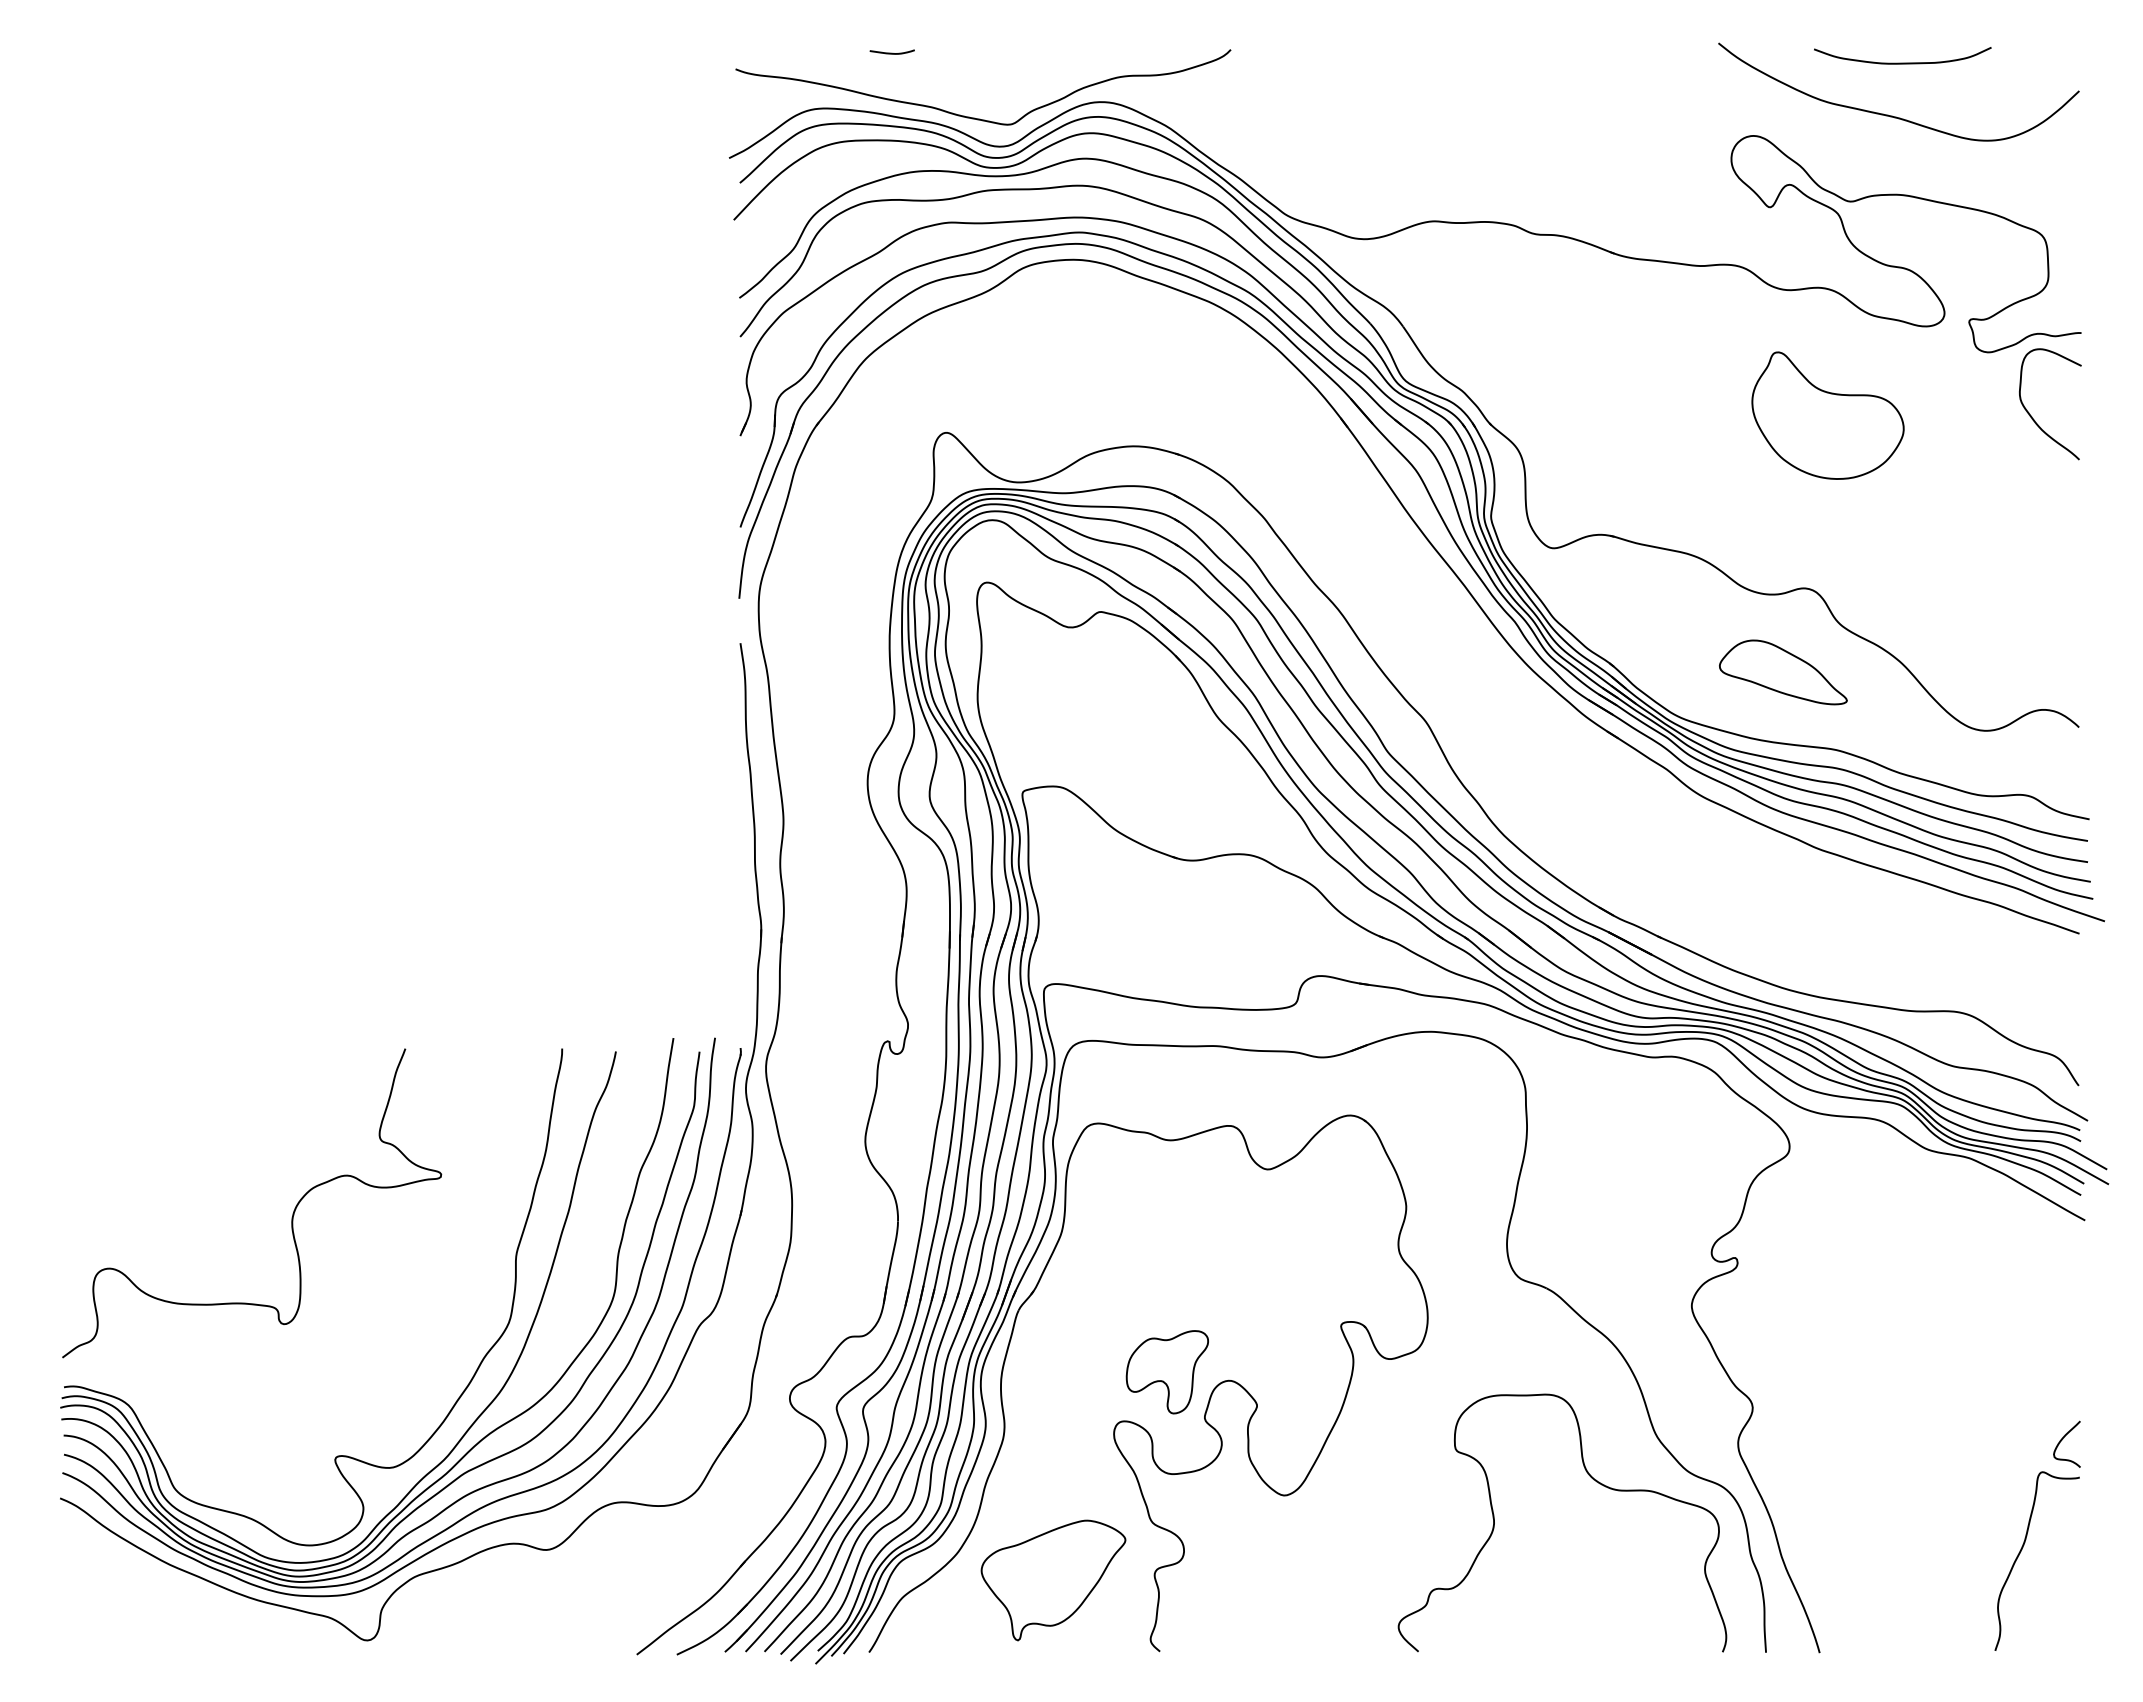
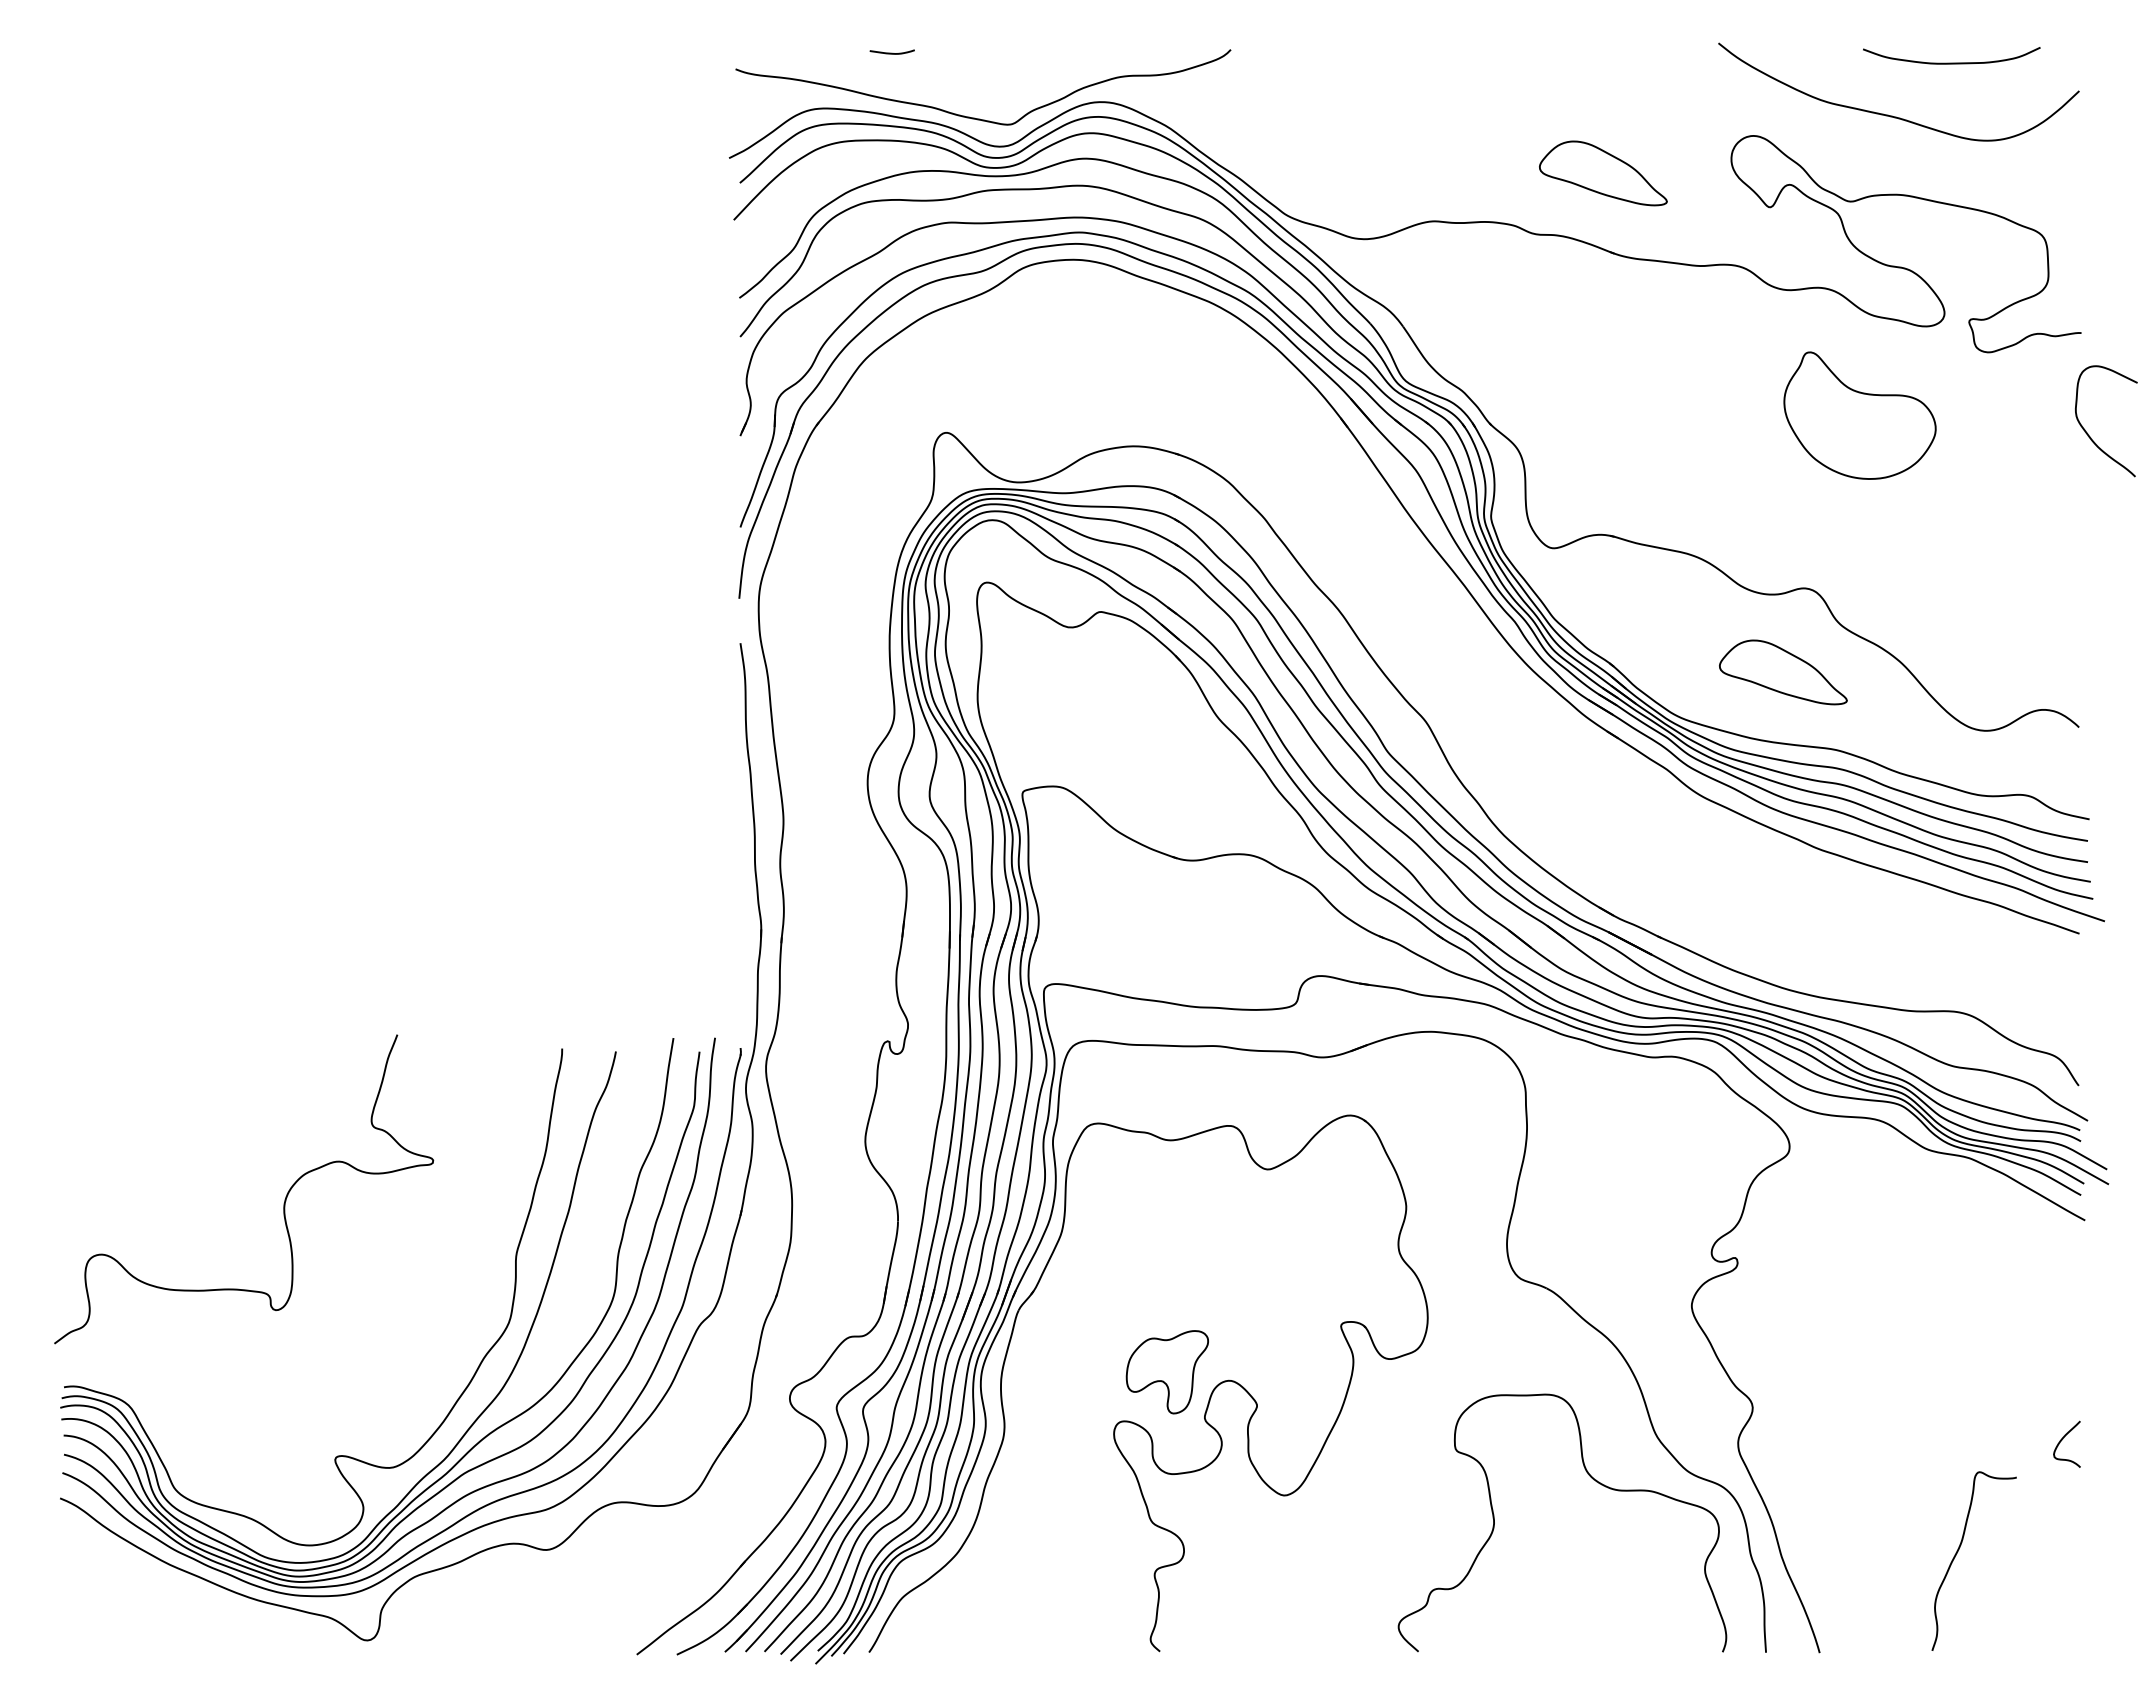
curve position: (1902, 62) -> (1951, 62) (1951, 62)
part: none -> present (1603, 173)
part position: (1827, 415) -> (1859, 415) (1859, 415)
curve position: (2032, 416) -> (2088, 433) (2088, 433)
curve position: (292, 1213) -> (284, 1199) (284, 1199)
curve position: (2020, 1553) -> (1957, 1553) (1957, 1553)
part: present -> none (1053, 1580)
